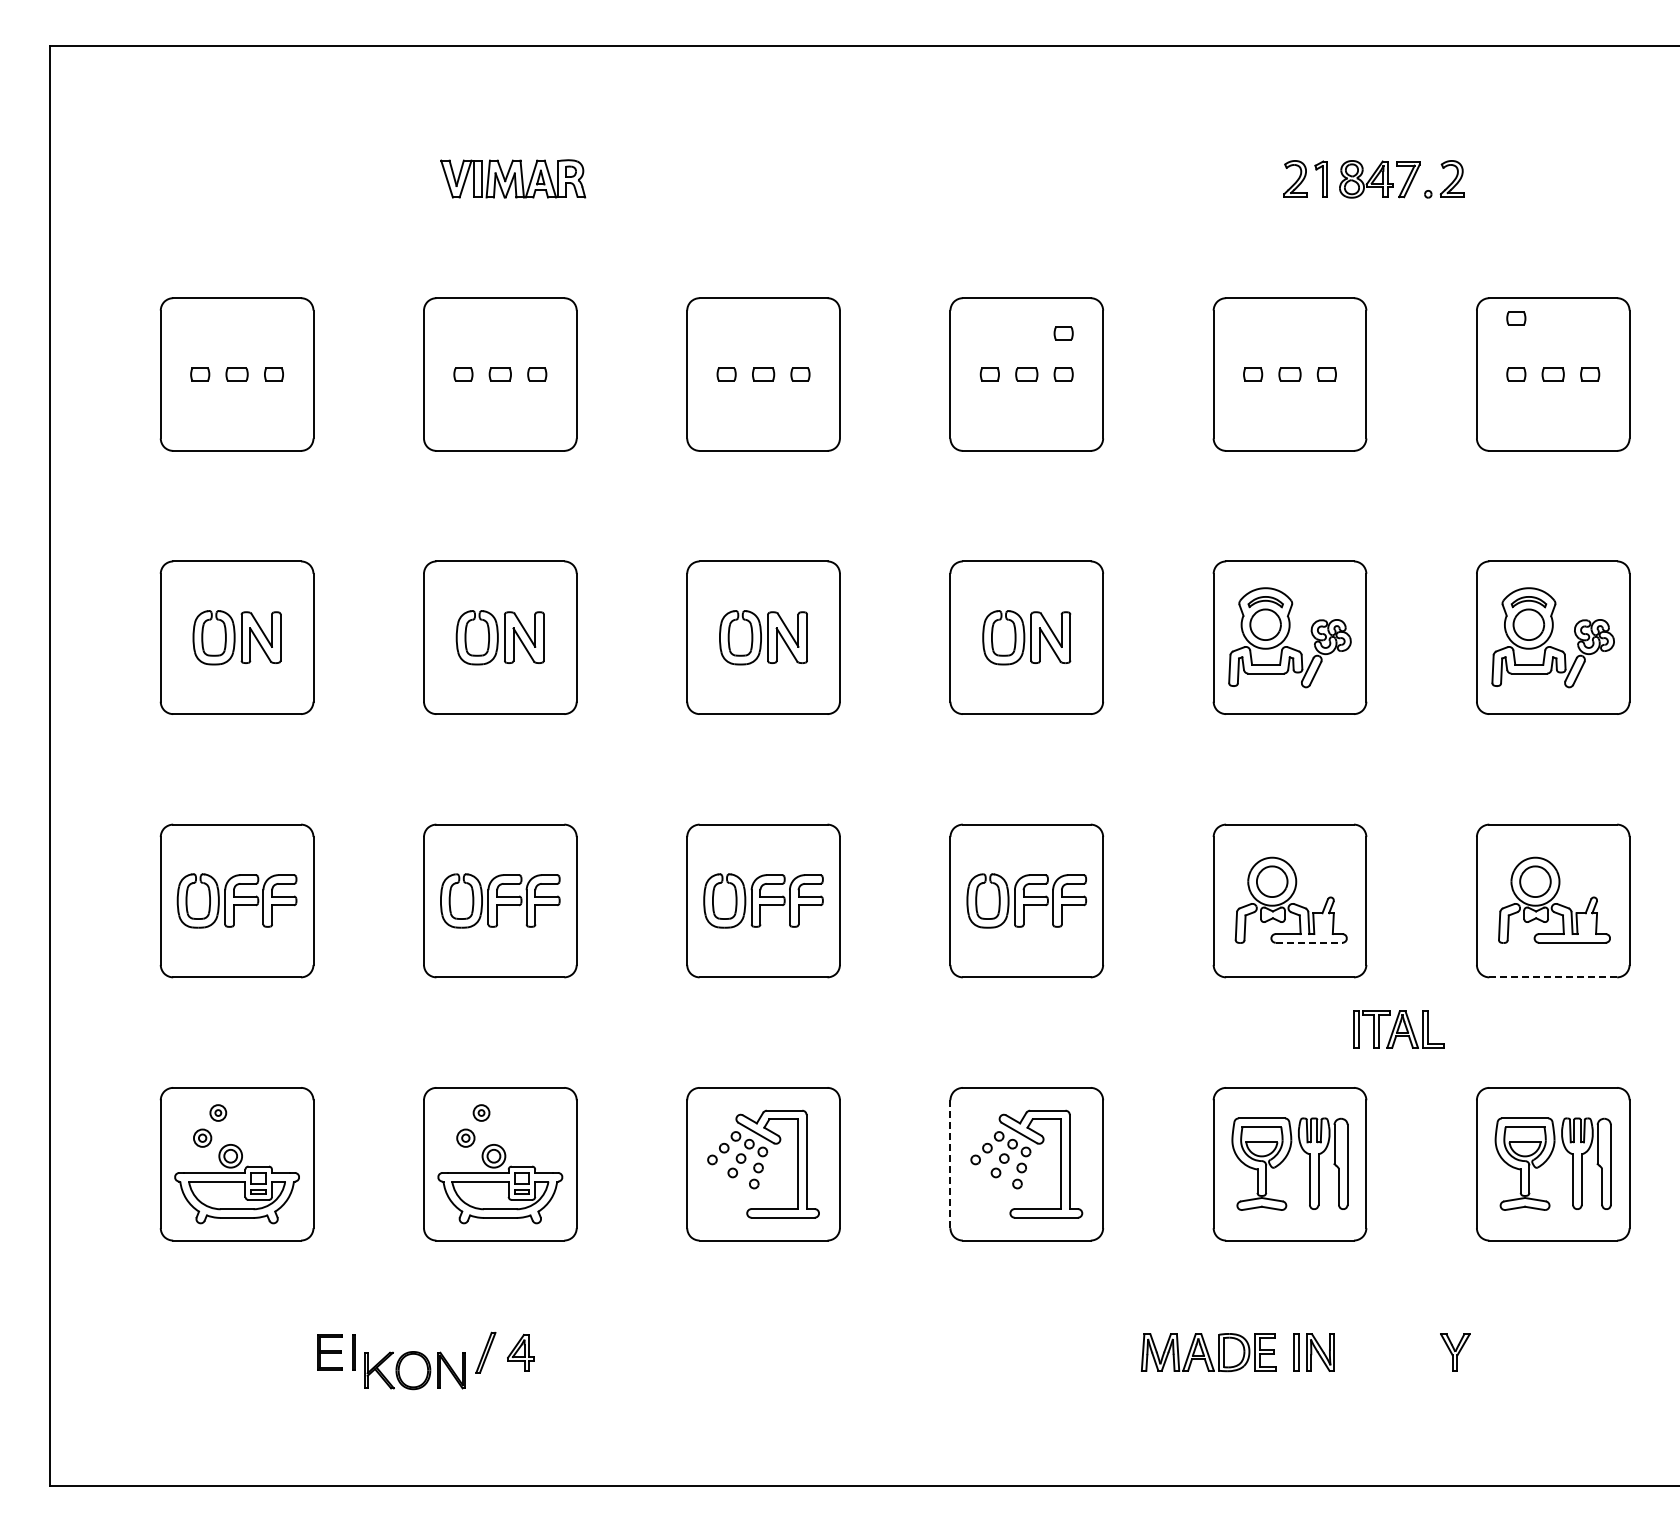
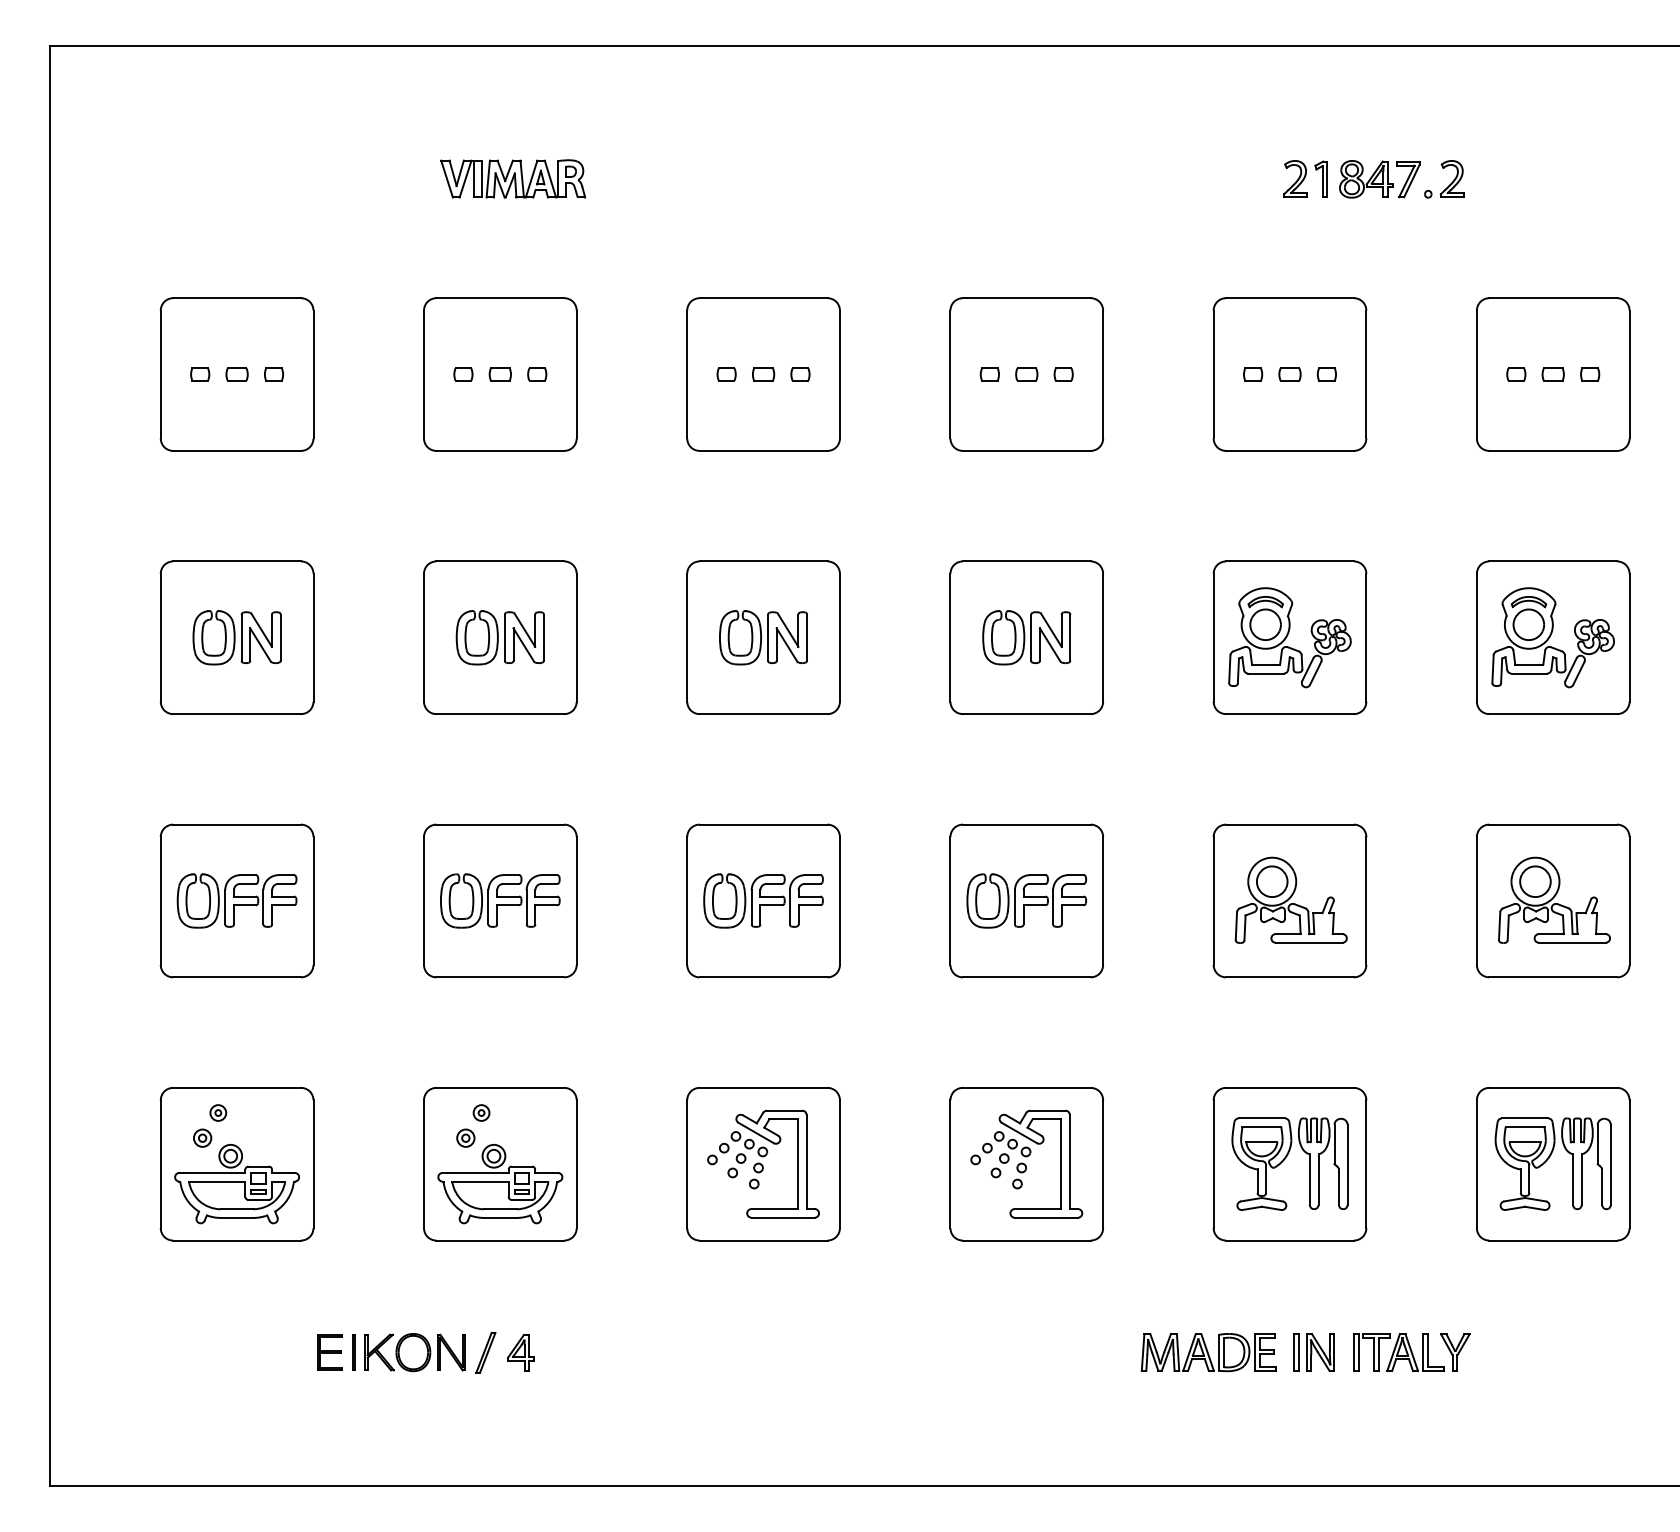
part: present -> none (1516, 318)
part: present -> none (1063, 333)
line: dashed -> solid (1309, 942)
line: dashed -> solid (1553, 977)
part position: (1398, 1029) -> (1398, 1352) (1398, 1352)
line: dashed -> solid (950, 1164)
part position: (414, 1370) -> (414, 1352) (414, 1352)
